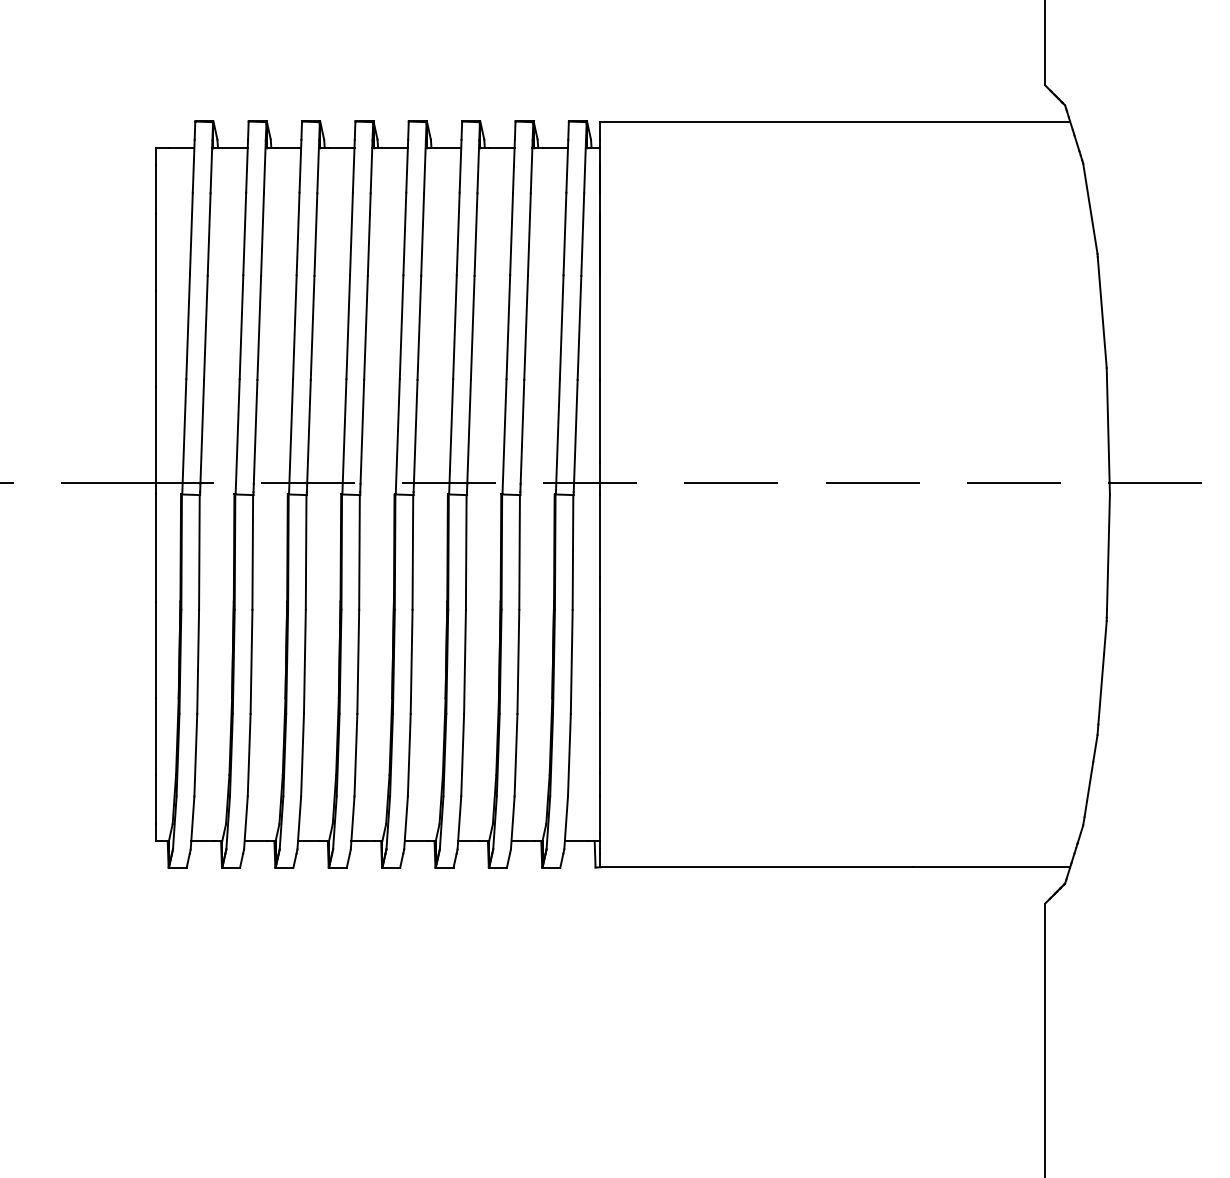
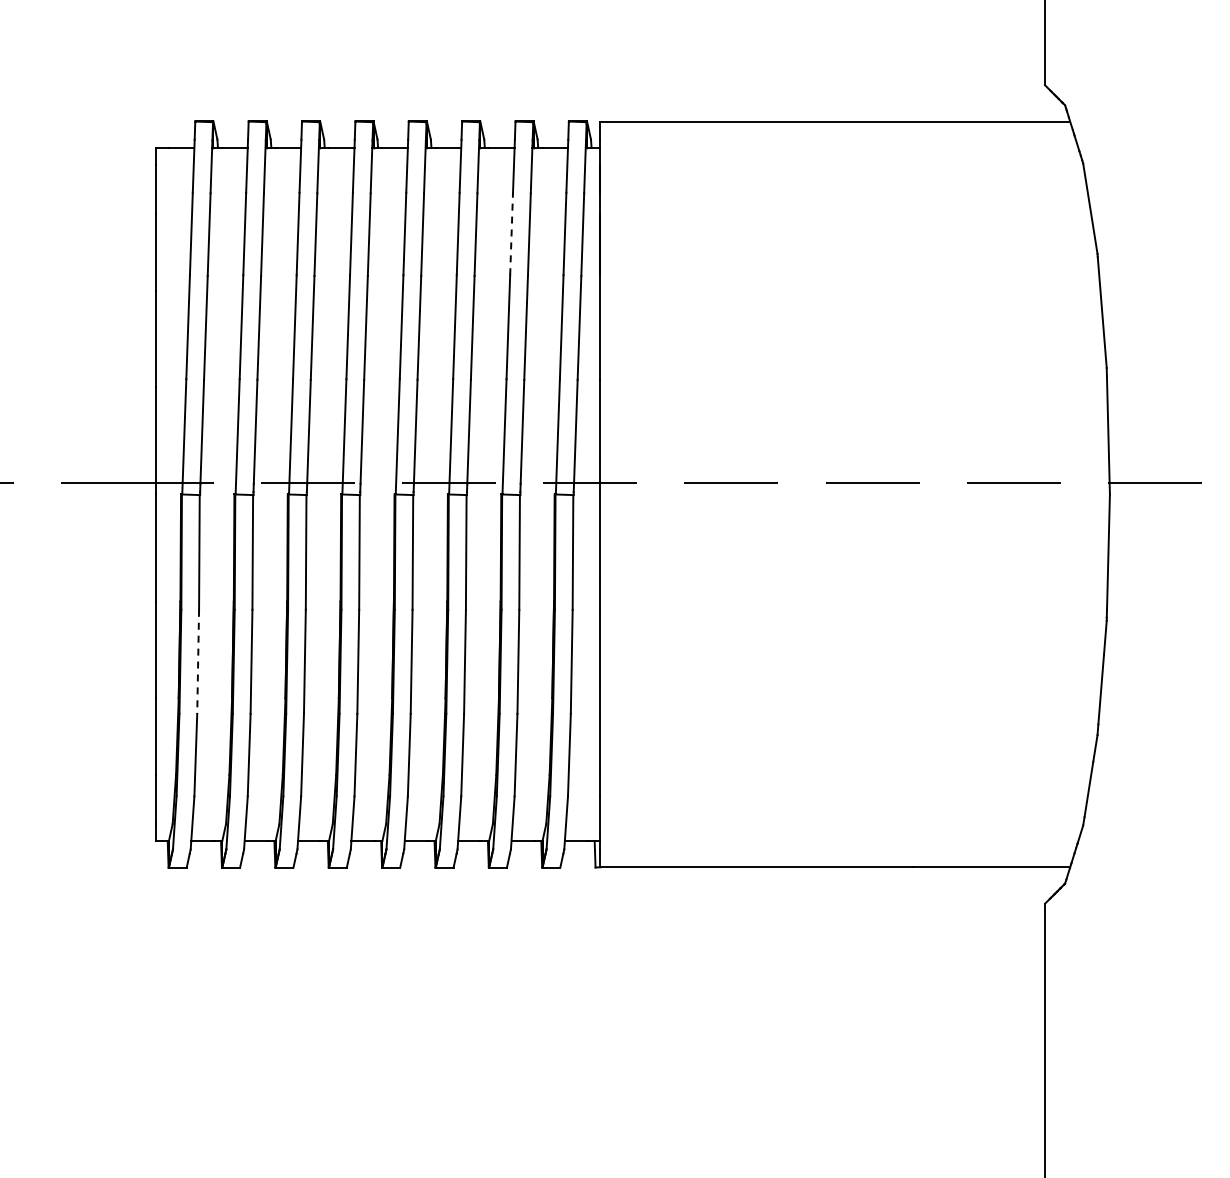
line: solid -> dashed (511, 233)
line: solid -> dashed (198, 662)
